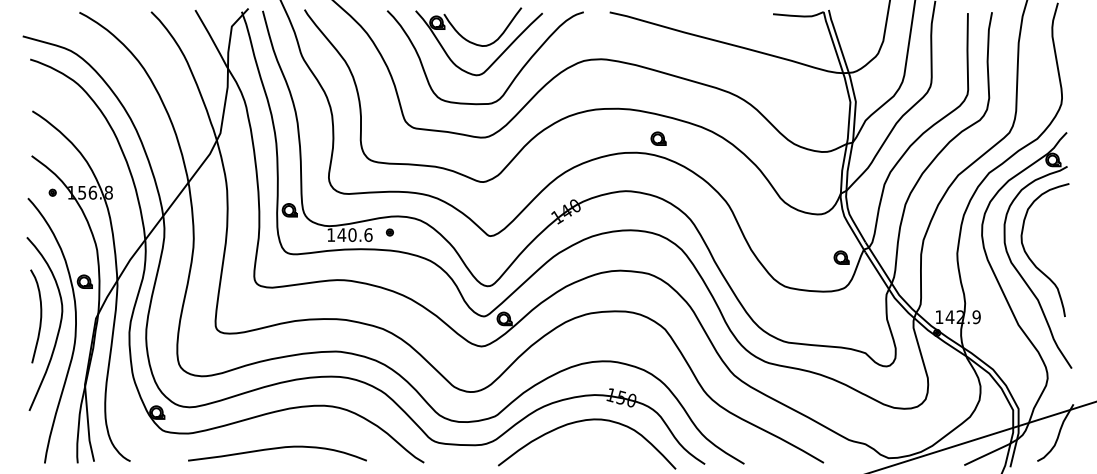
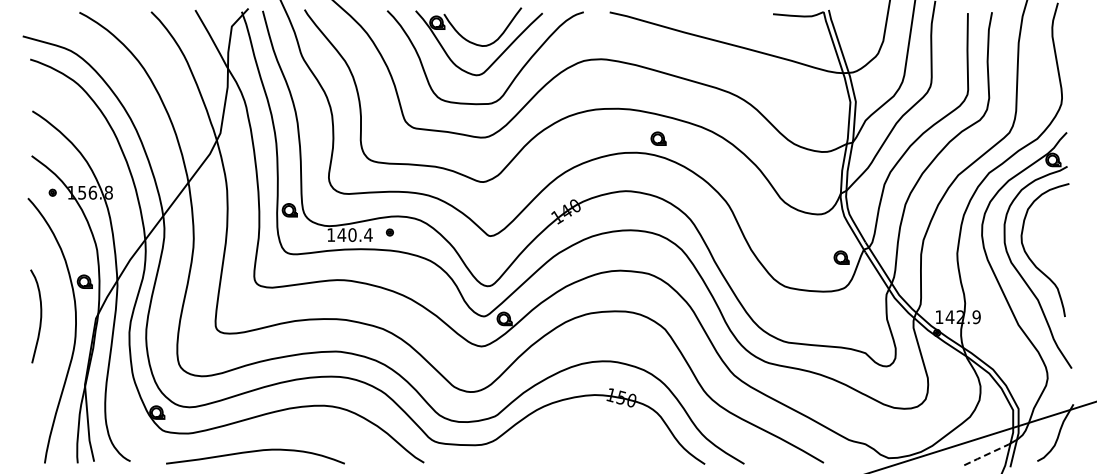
text: 140.6 -> 140.4 (368, 234)
curve: present -> none (58, 327)
curve: present -> none (585, 421)
curve position: (276, 449) -> (254, 452) (254, 452)
line: solid -> dashed (987, 454)
